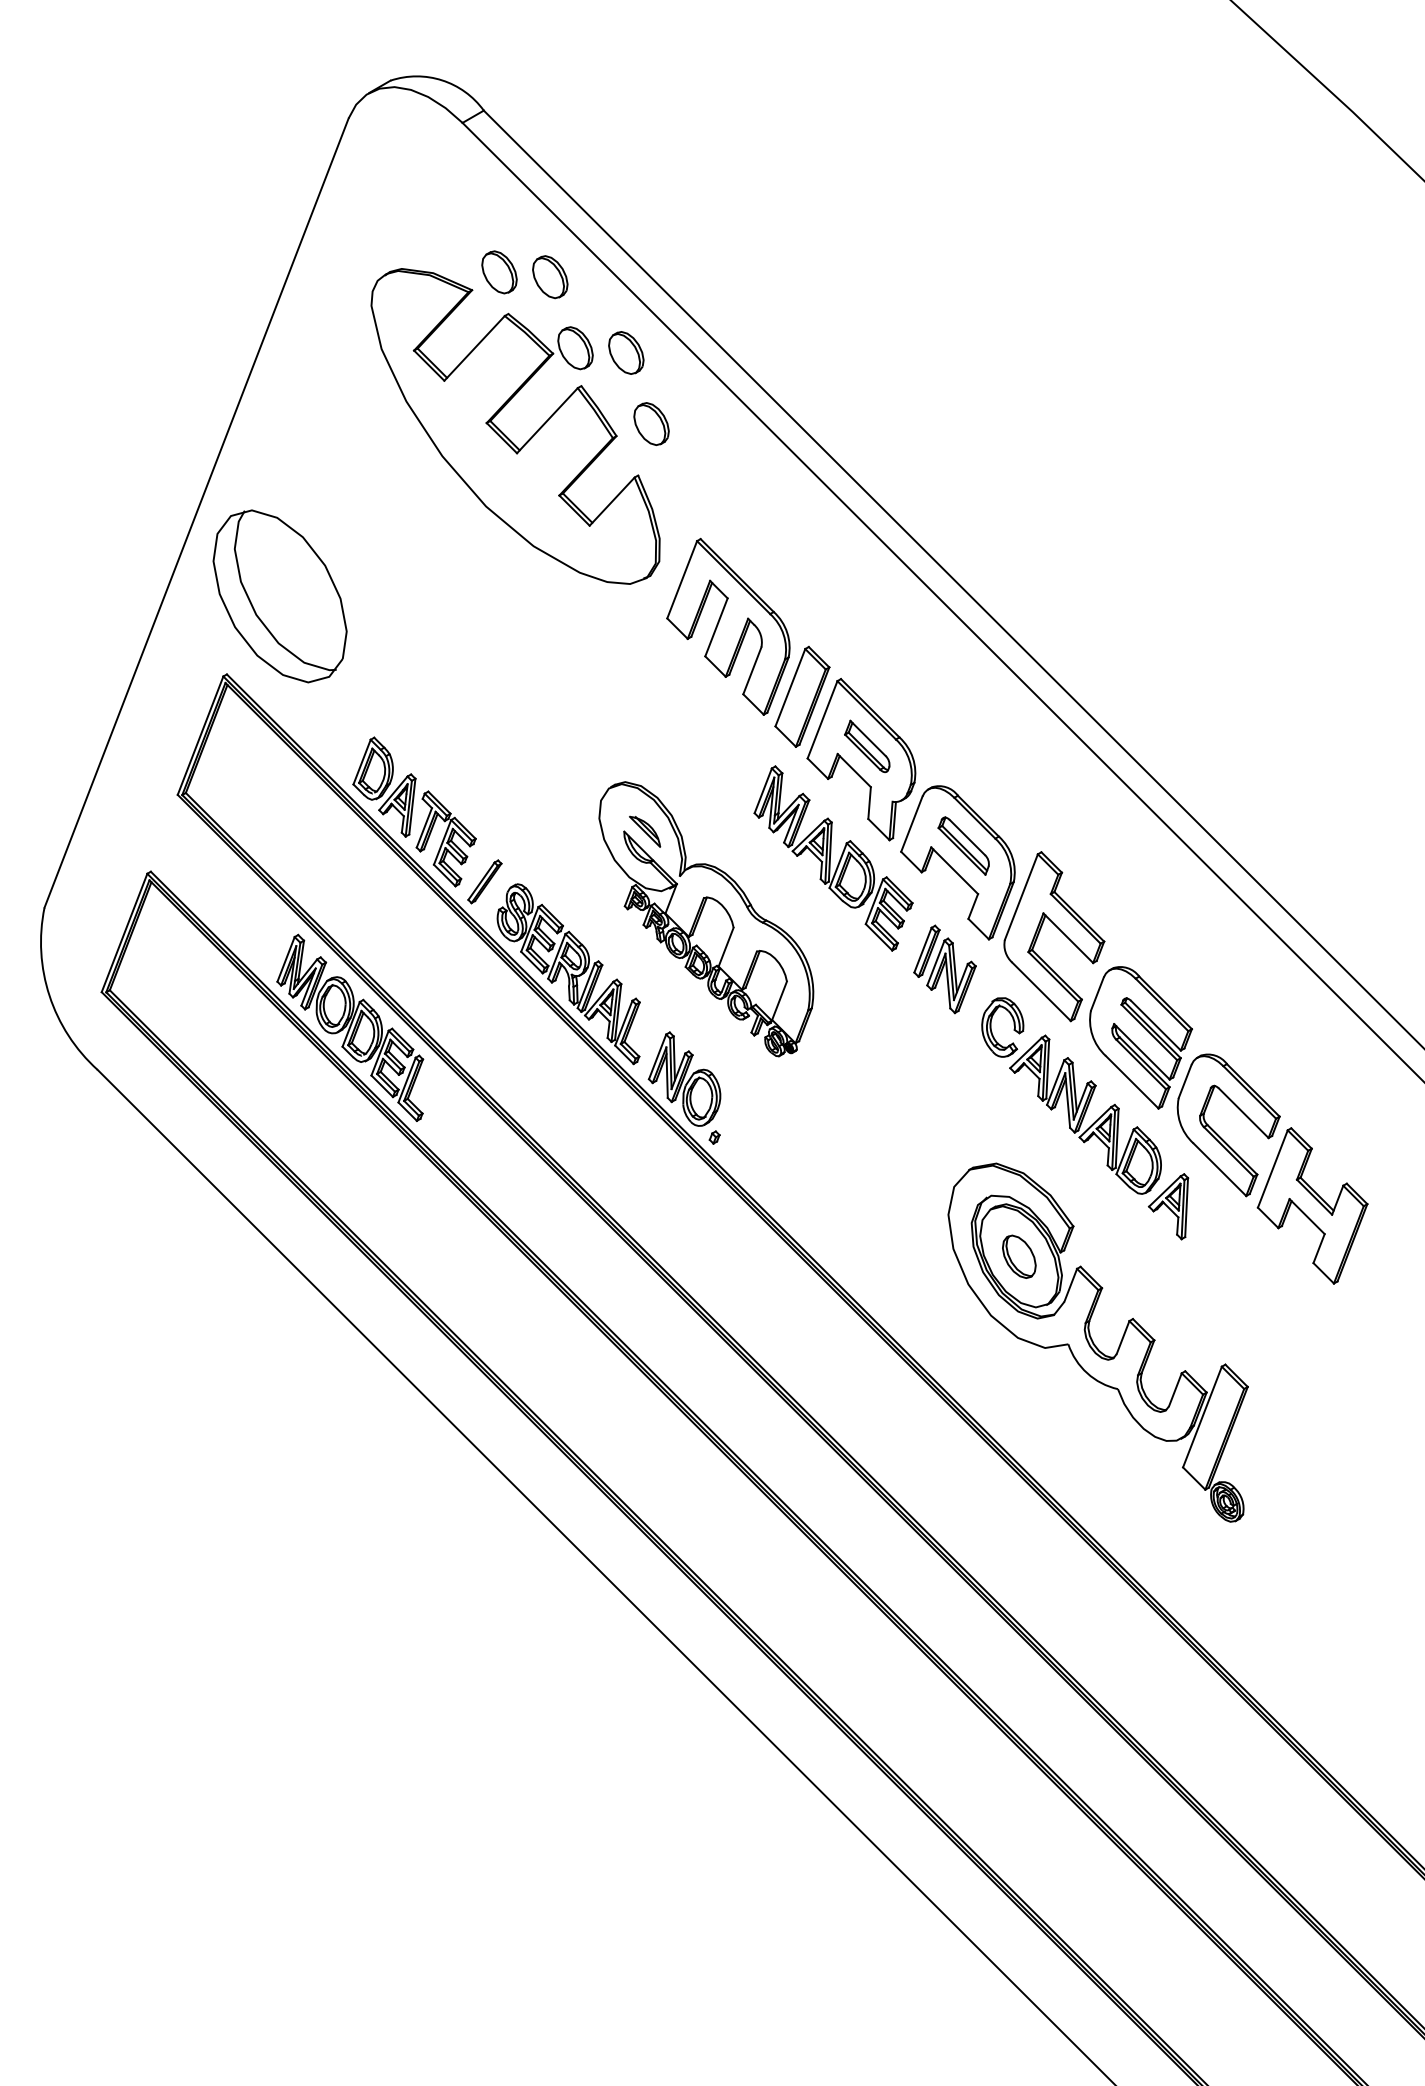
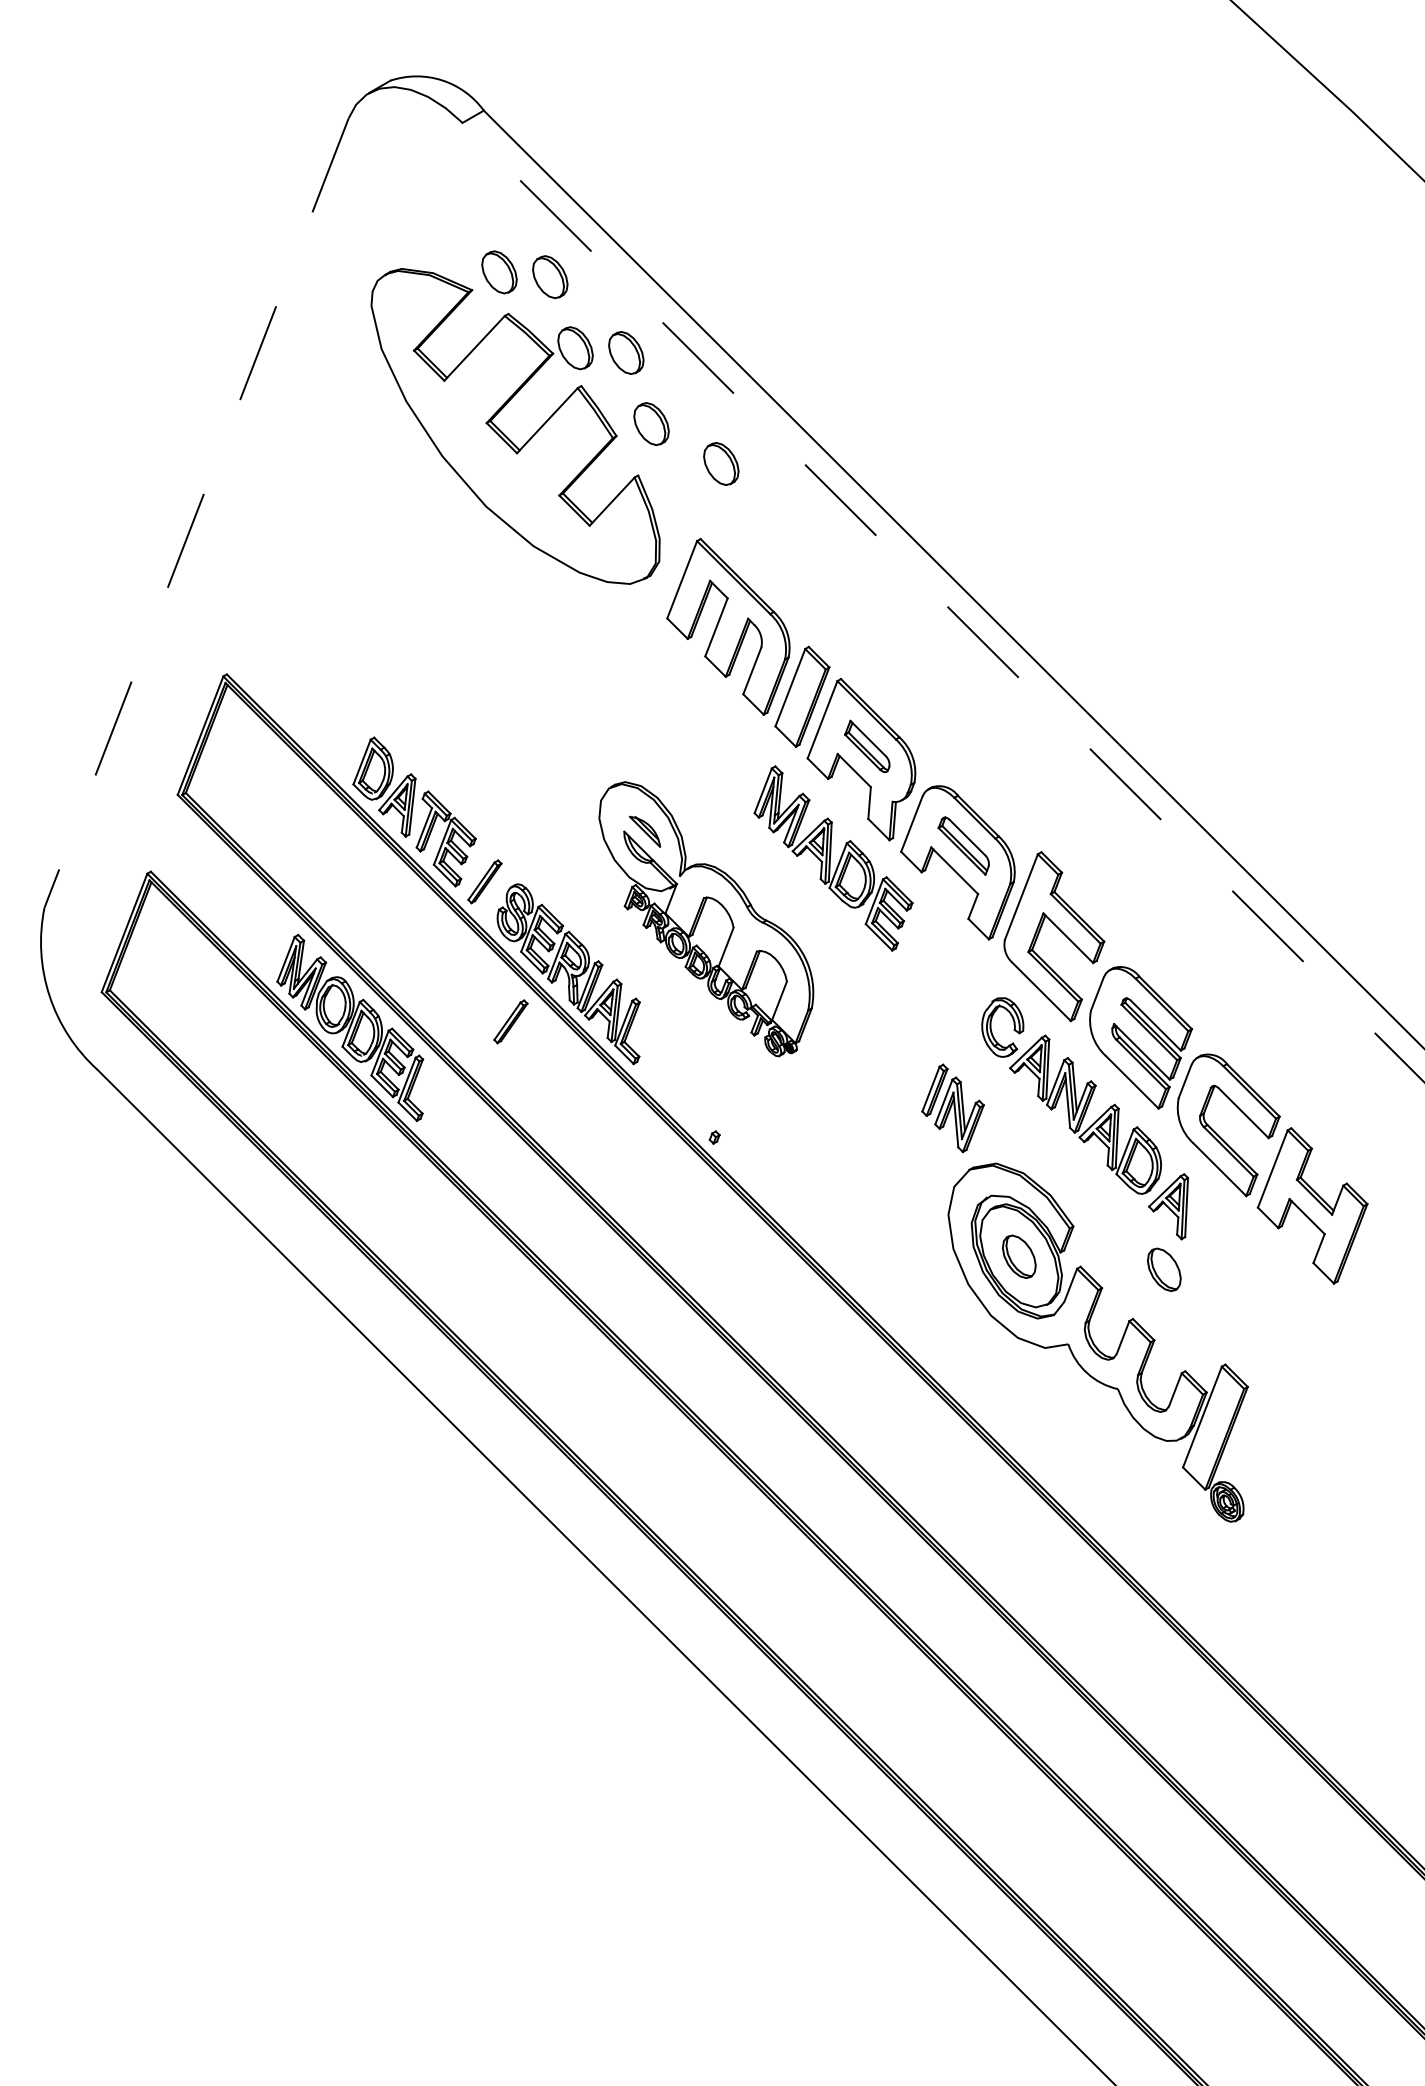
part: none -> present (721, 463)
line: solid -> dashed (196, 513)
part: present -> none (279, 596)
line: solid -> dashed (943, 602)
part position: (944, 969) -> (952, 1108) (952, 1108)
part: none -> present (510, 1021)
part: present -> none (684, 1078)
part: none -> present (1164, 1269)
